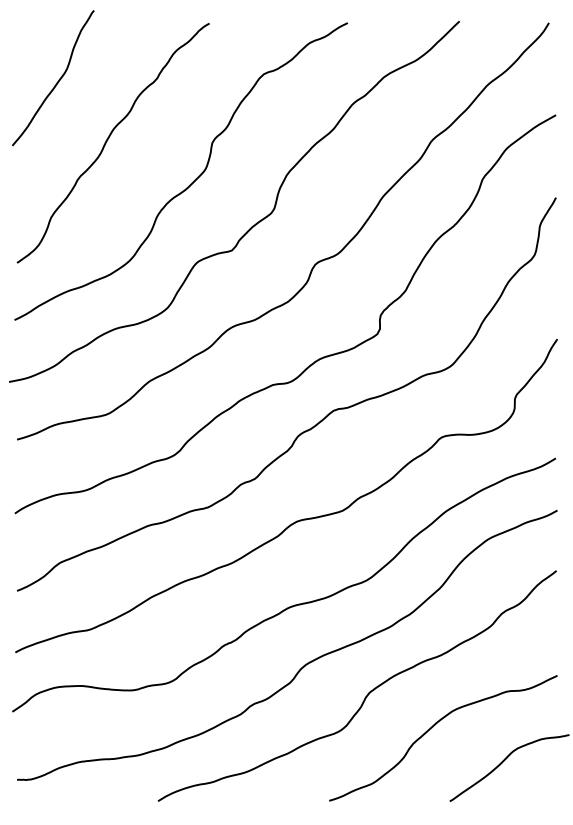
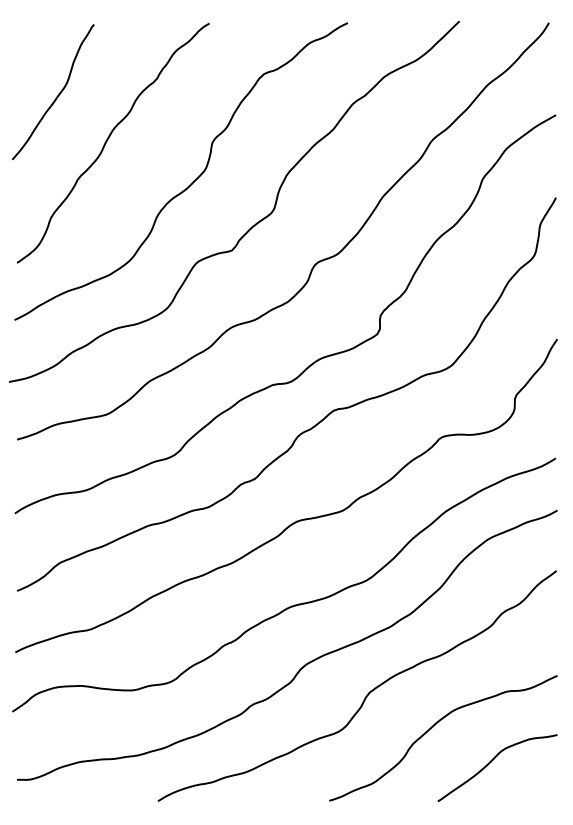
curve position: (57, 81) -> (57, 95) (57, 95)
curve position: (504, 761) -> (492, 761) (492, 761)
